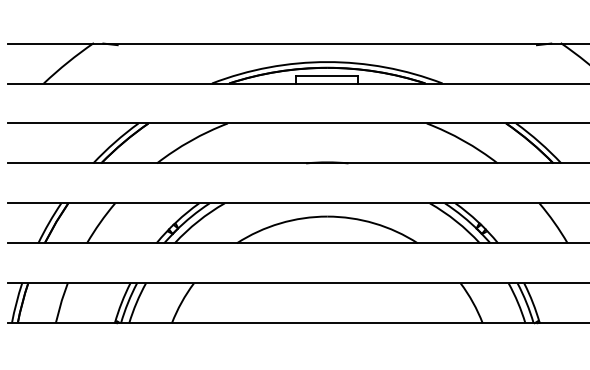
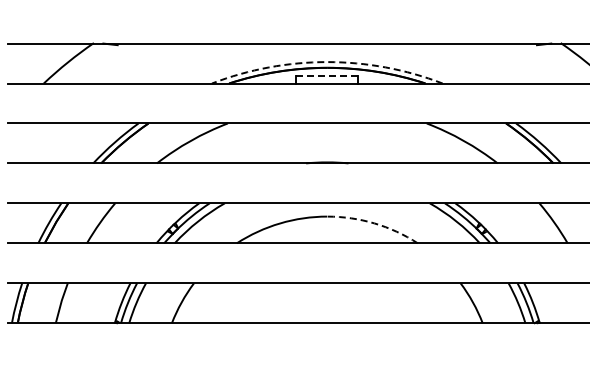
arc: solid -> dashed (327, 62)
line: solid -> dashed (327, 75)
arc: solid -> dashed (374, 223)
